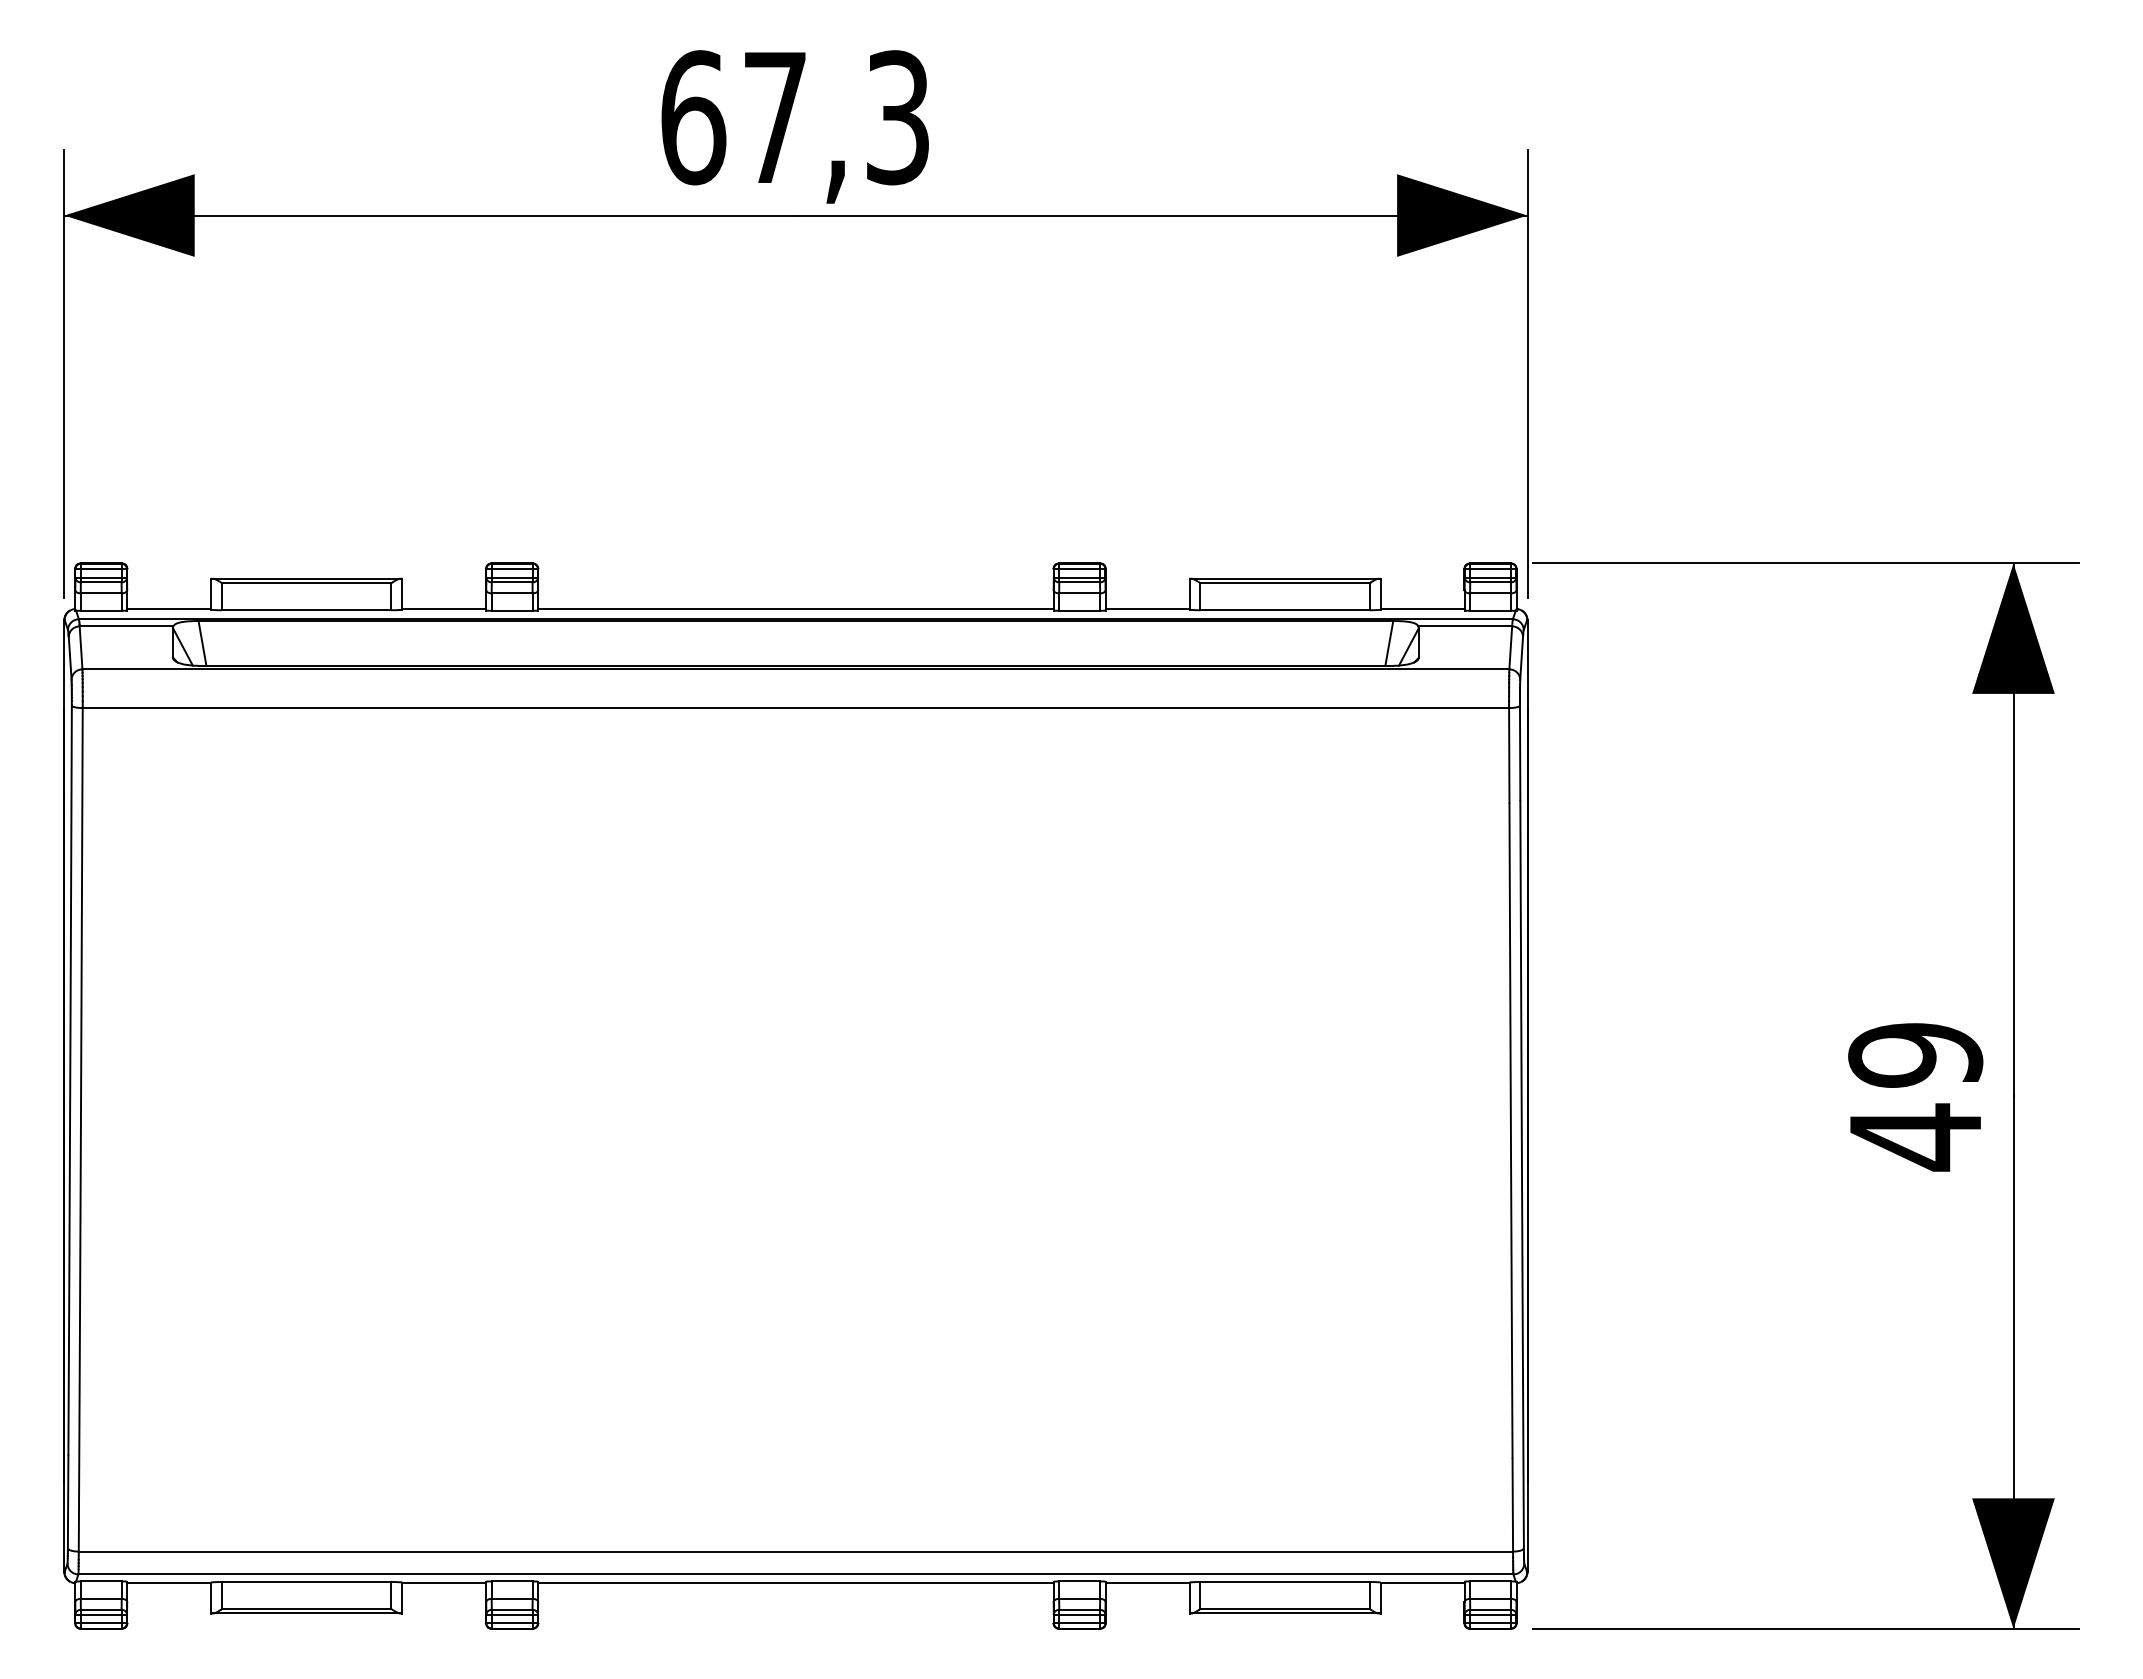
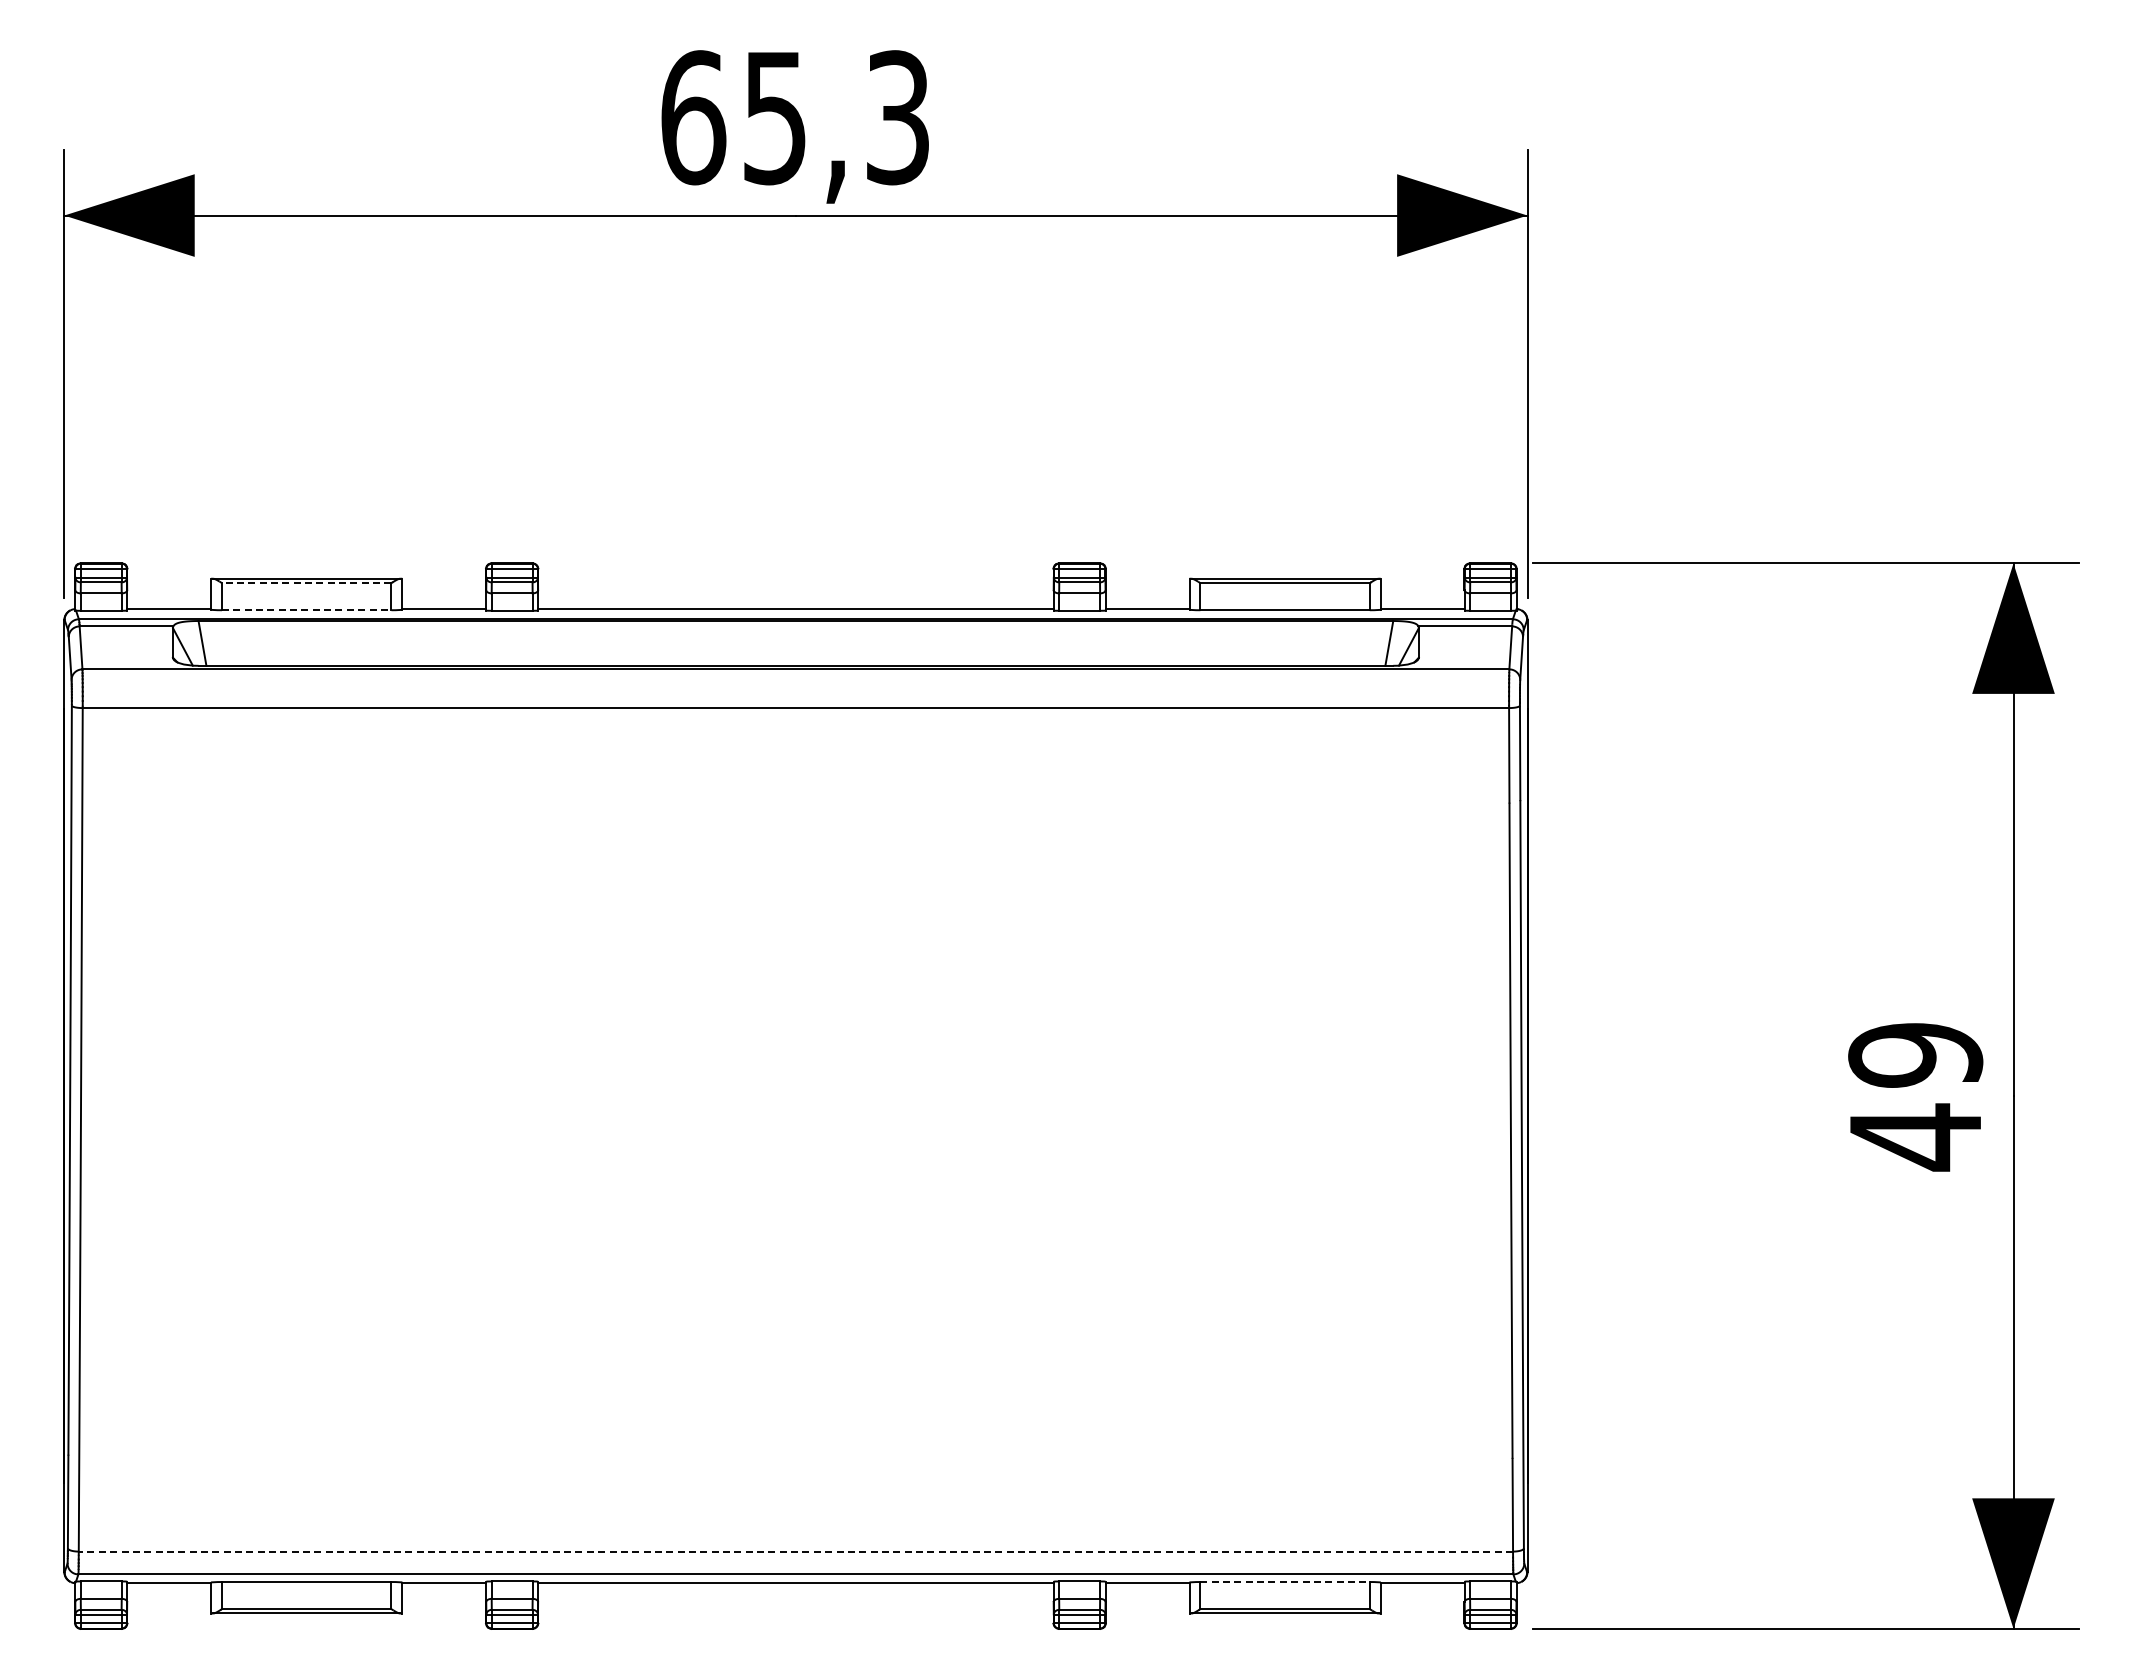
text: 67,3 -> 65,3 (774, 118)
line: solid -> dashed (306, 583)
line: solid -> dashed (306, 610)
line: solid -> dashed (795, 1551)
line: solid -> dashed (1285, 1582)
